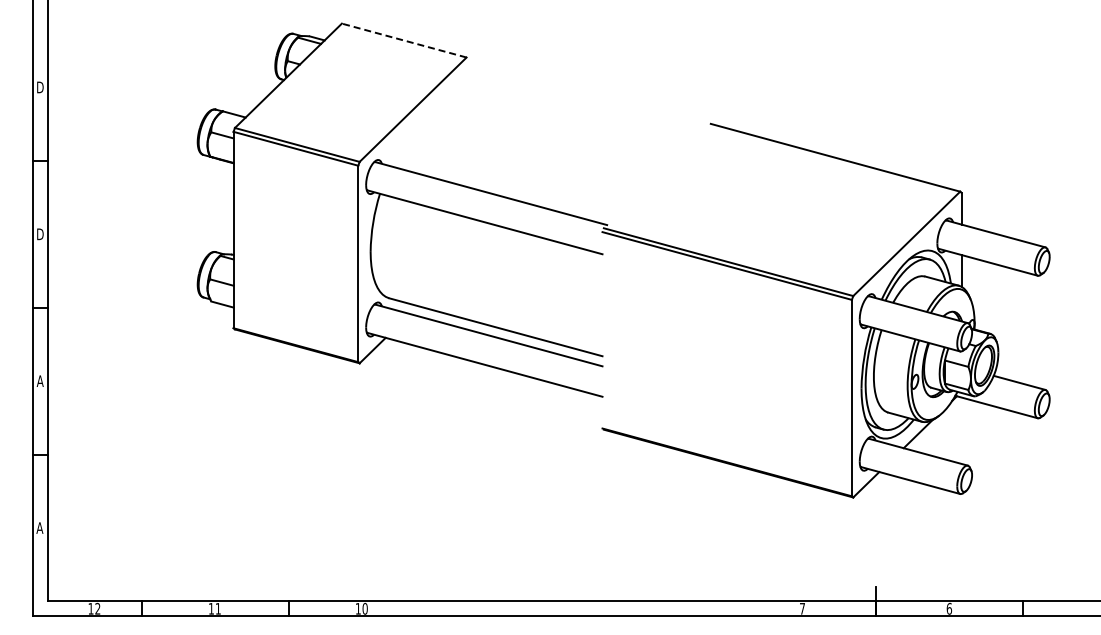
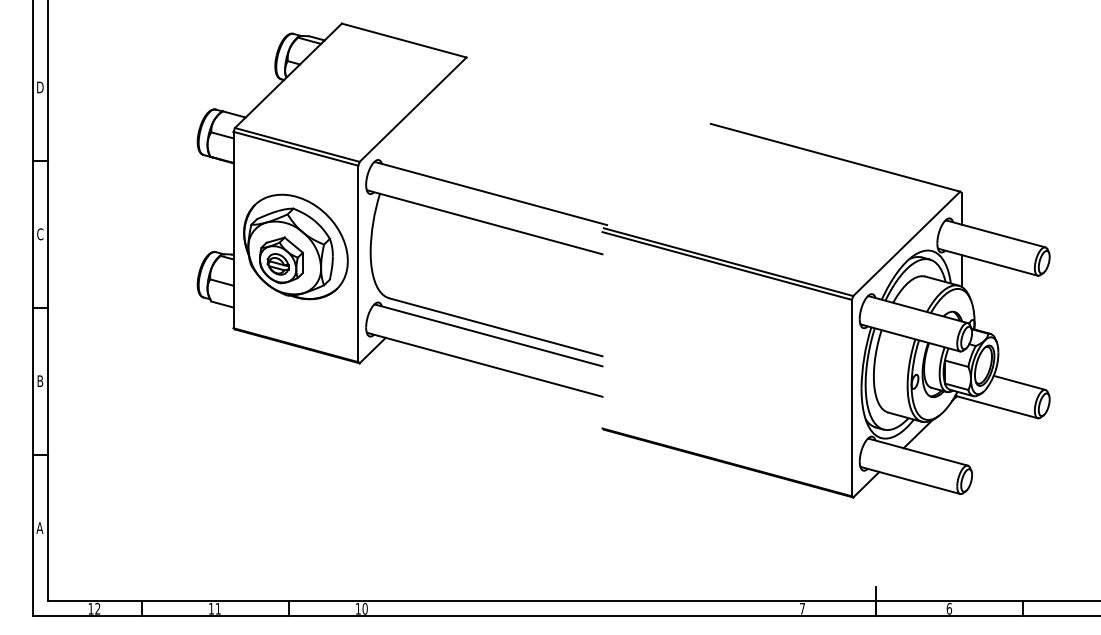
line: dashed -> solid (404, 40)
text: D -> C (40, 234)
part: none -> present (295, 246)
text: A -> B (39, 380)
